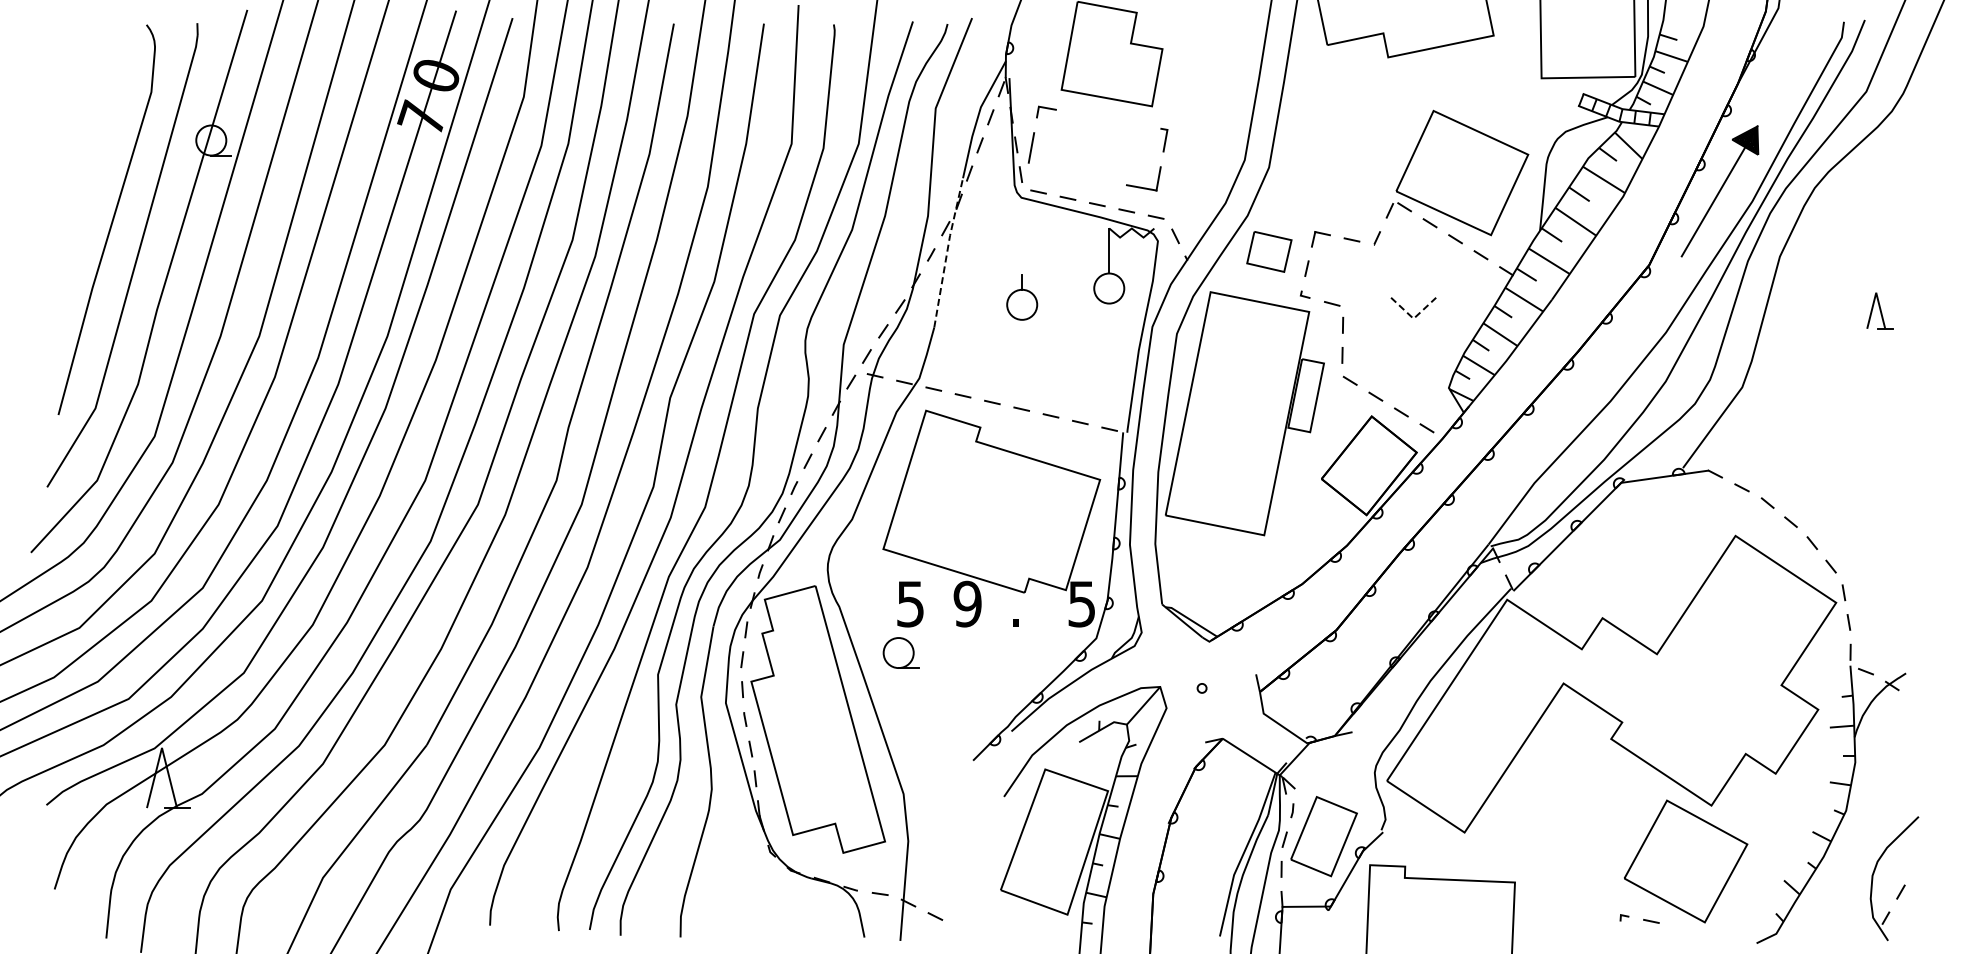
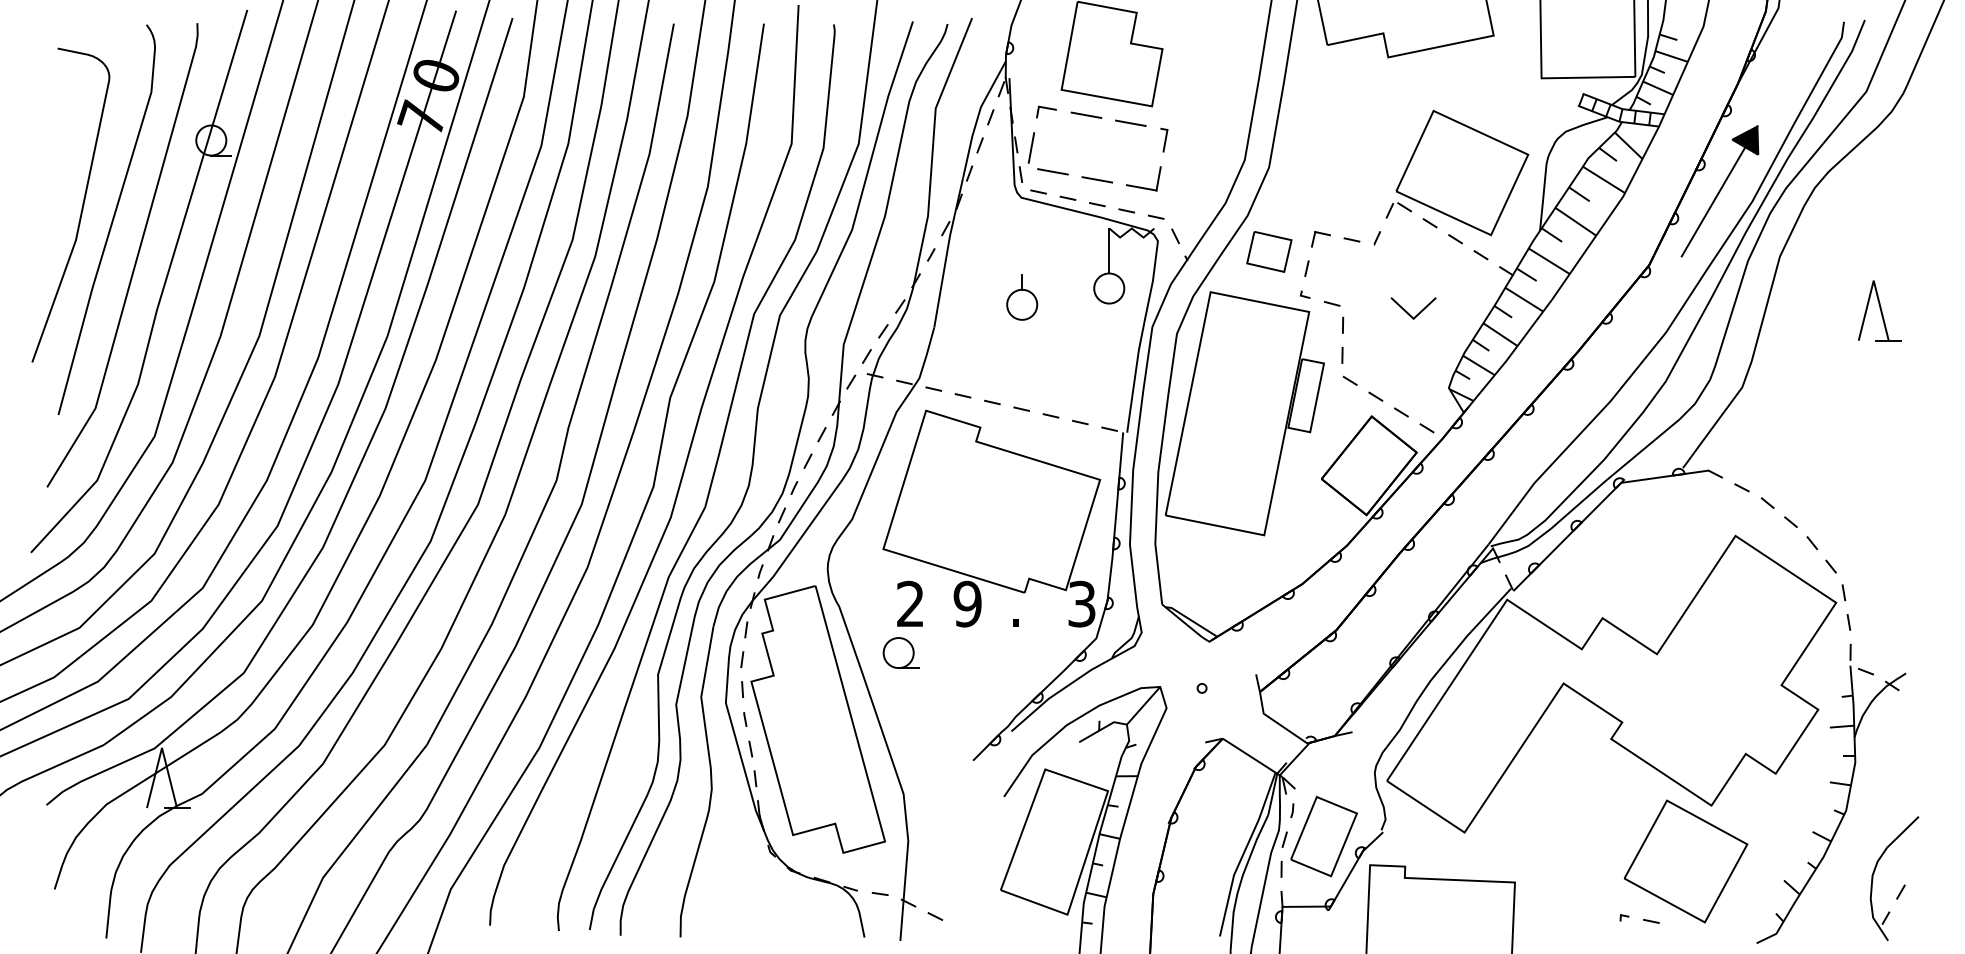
line: none -> present (1086, 114)
line: none -> present (1130, 122)
line: none -> present (1052, 171)
line: none -> present (1097, 179)
part: none -> present (81, 207)
line: dashed -> solid (947, 252)
part size: 28x38 px -> 44x62 px (1879, 310)
line: dashed -> solid (1413, 318)
text: 5 -> 2 (910, 603)
text: 5 -> 3 (1082, 603)
